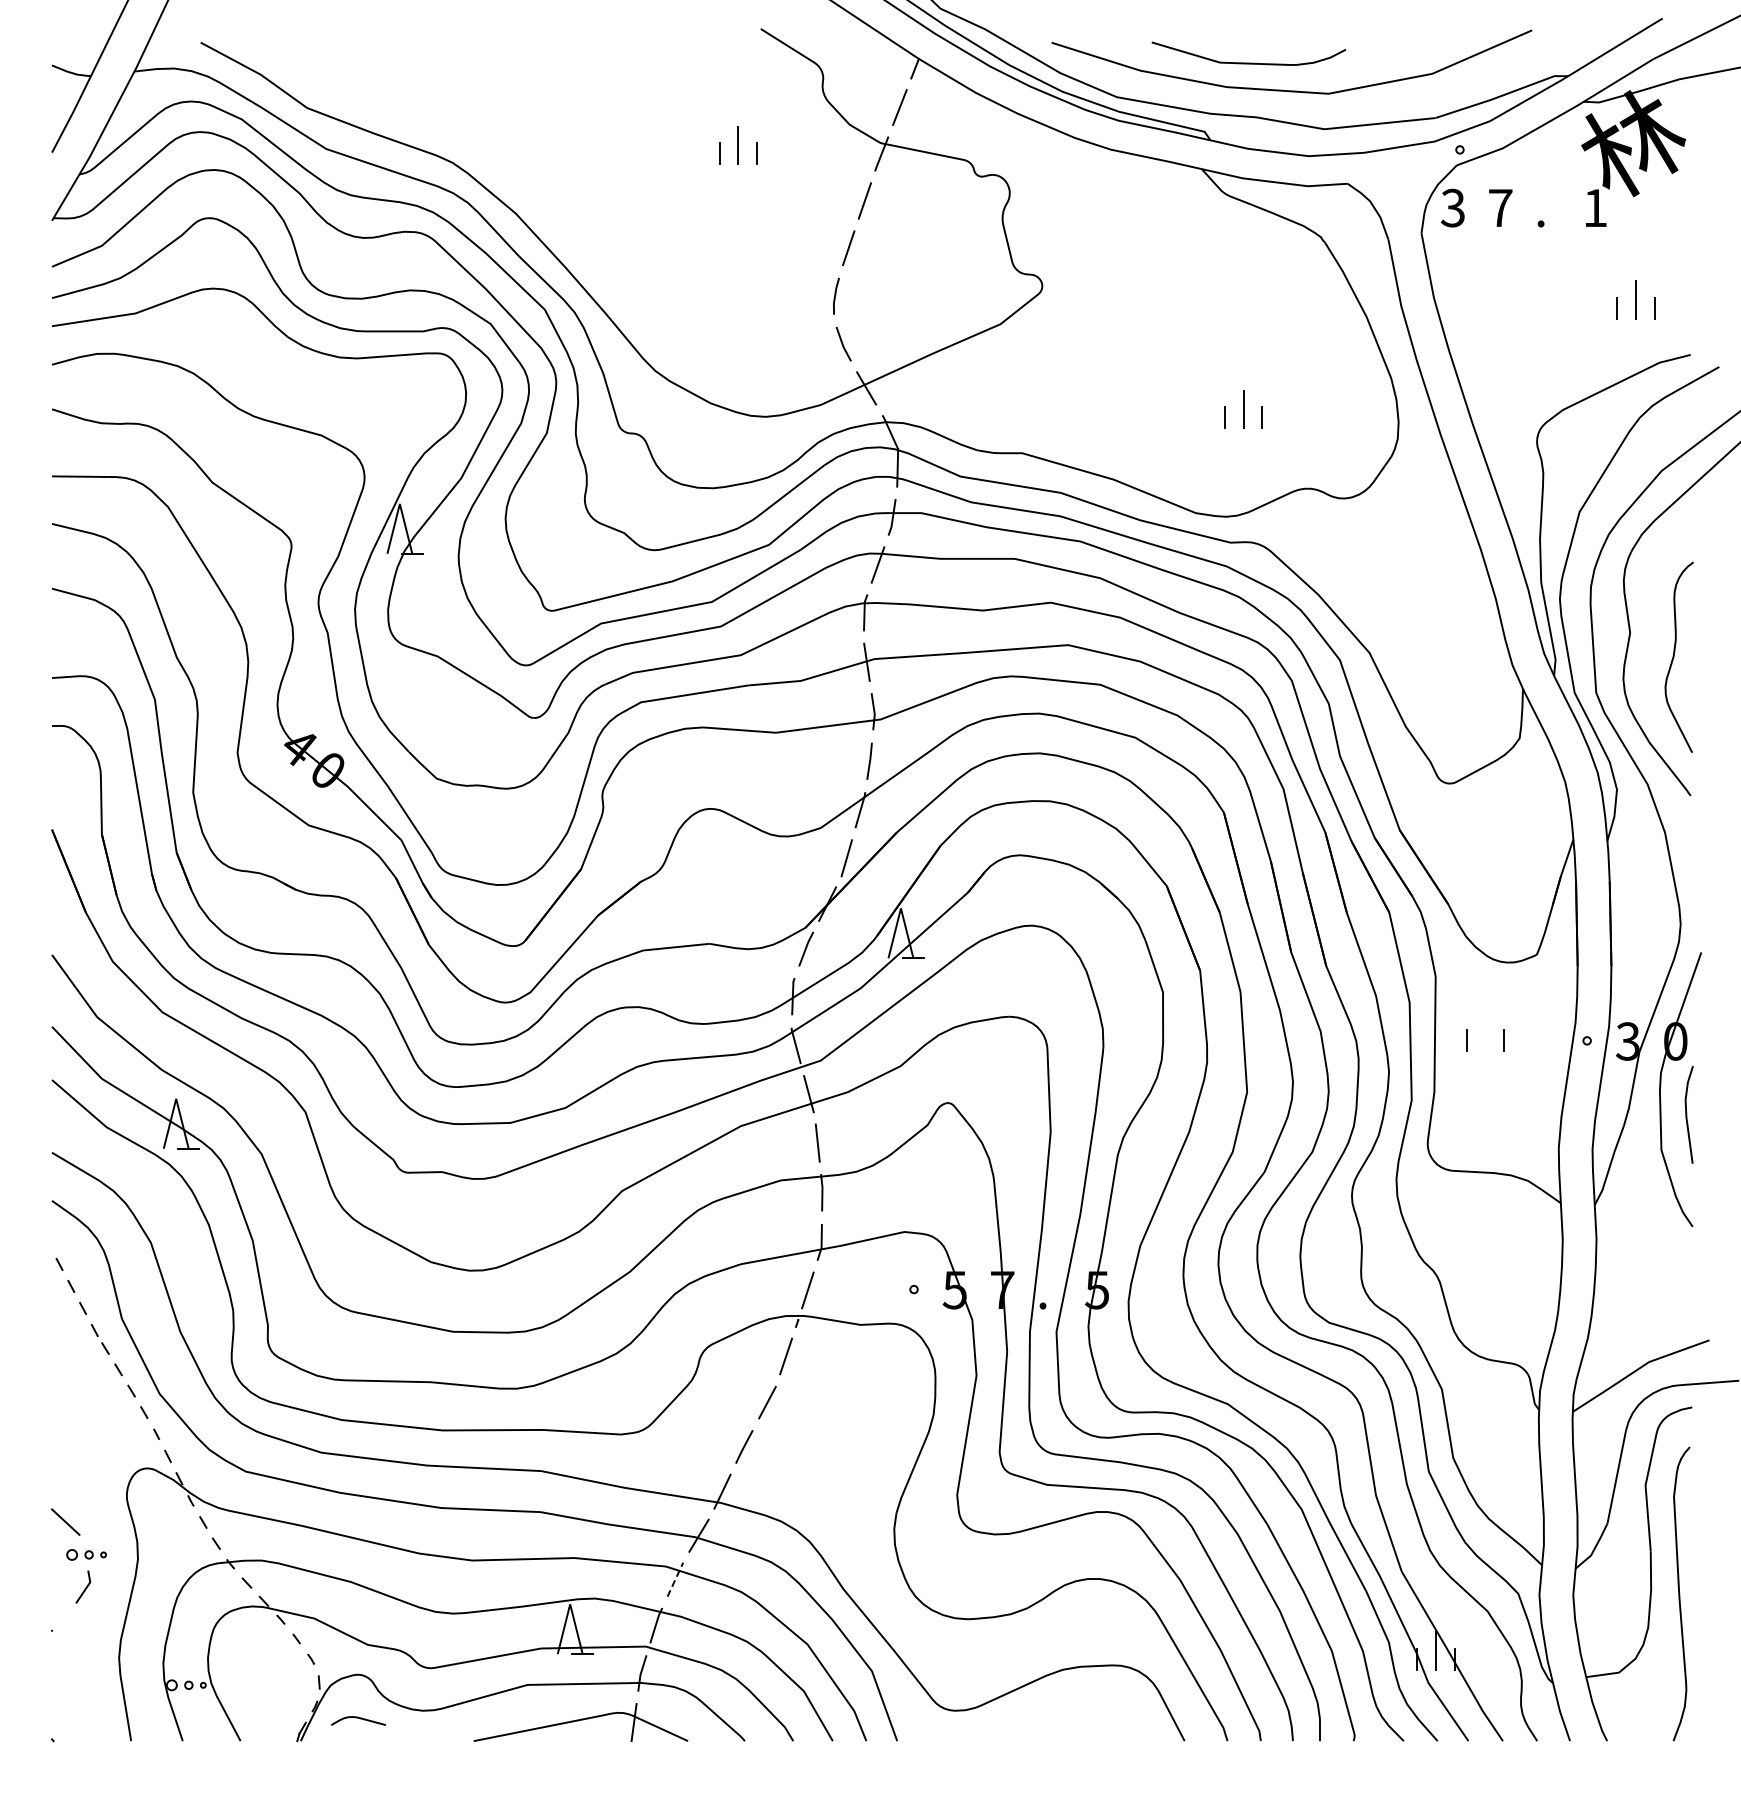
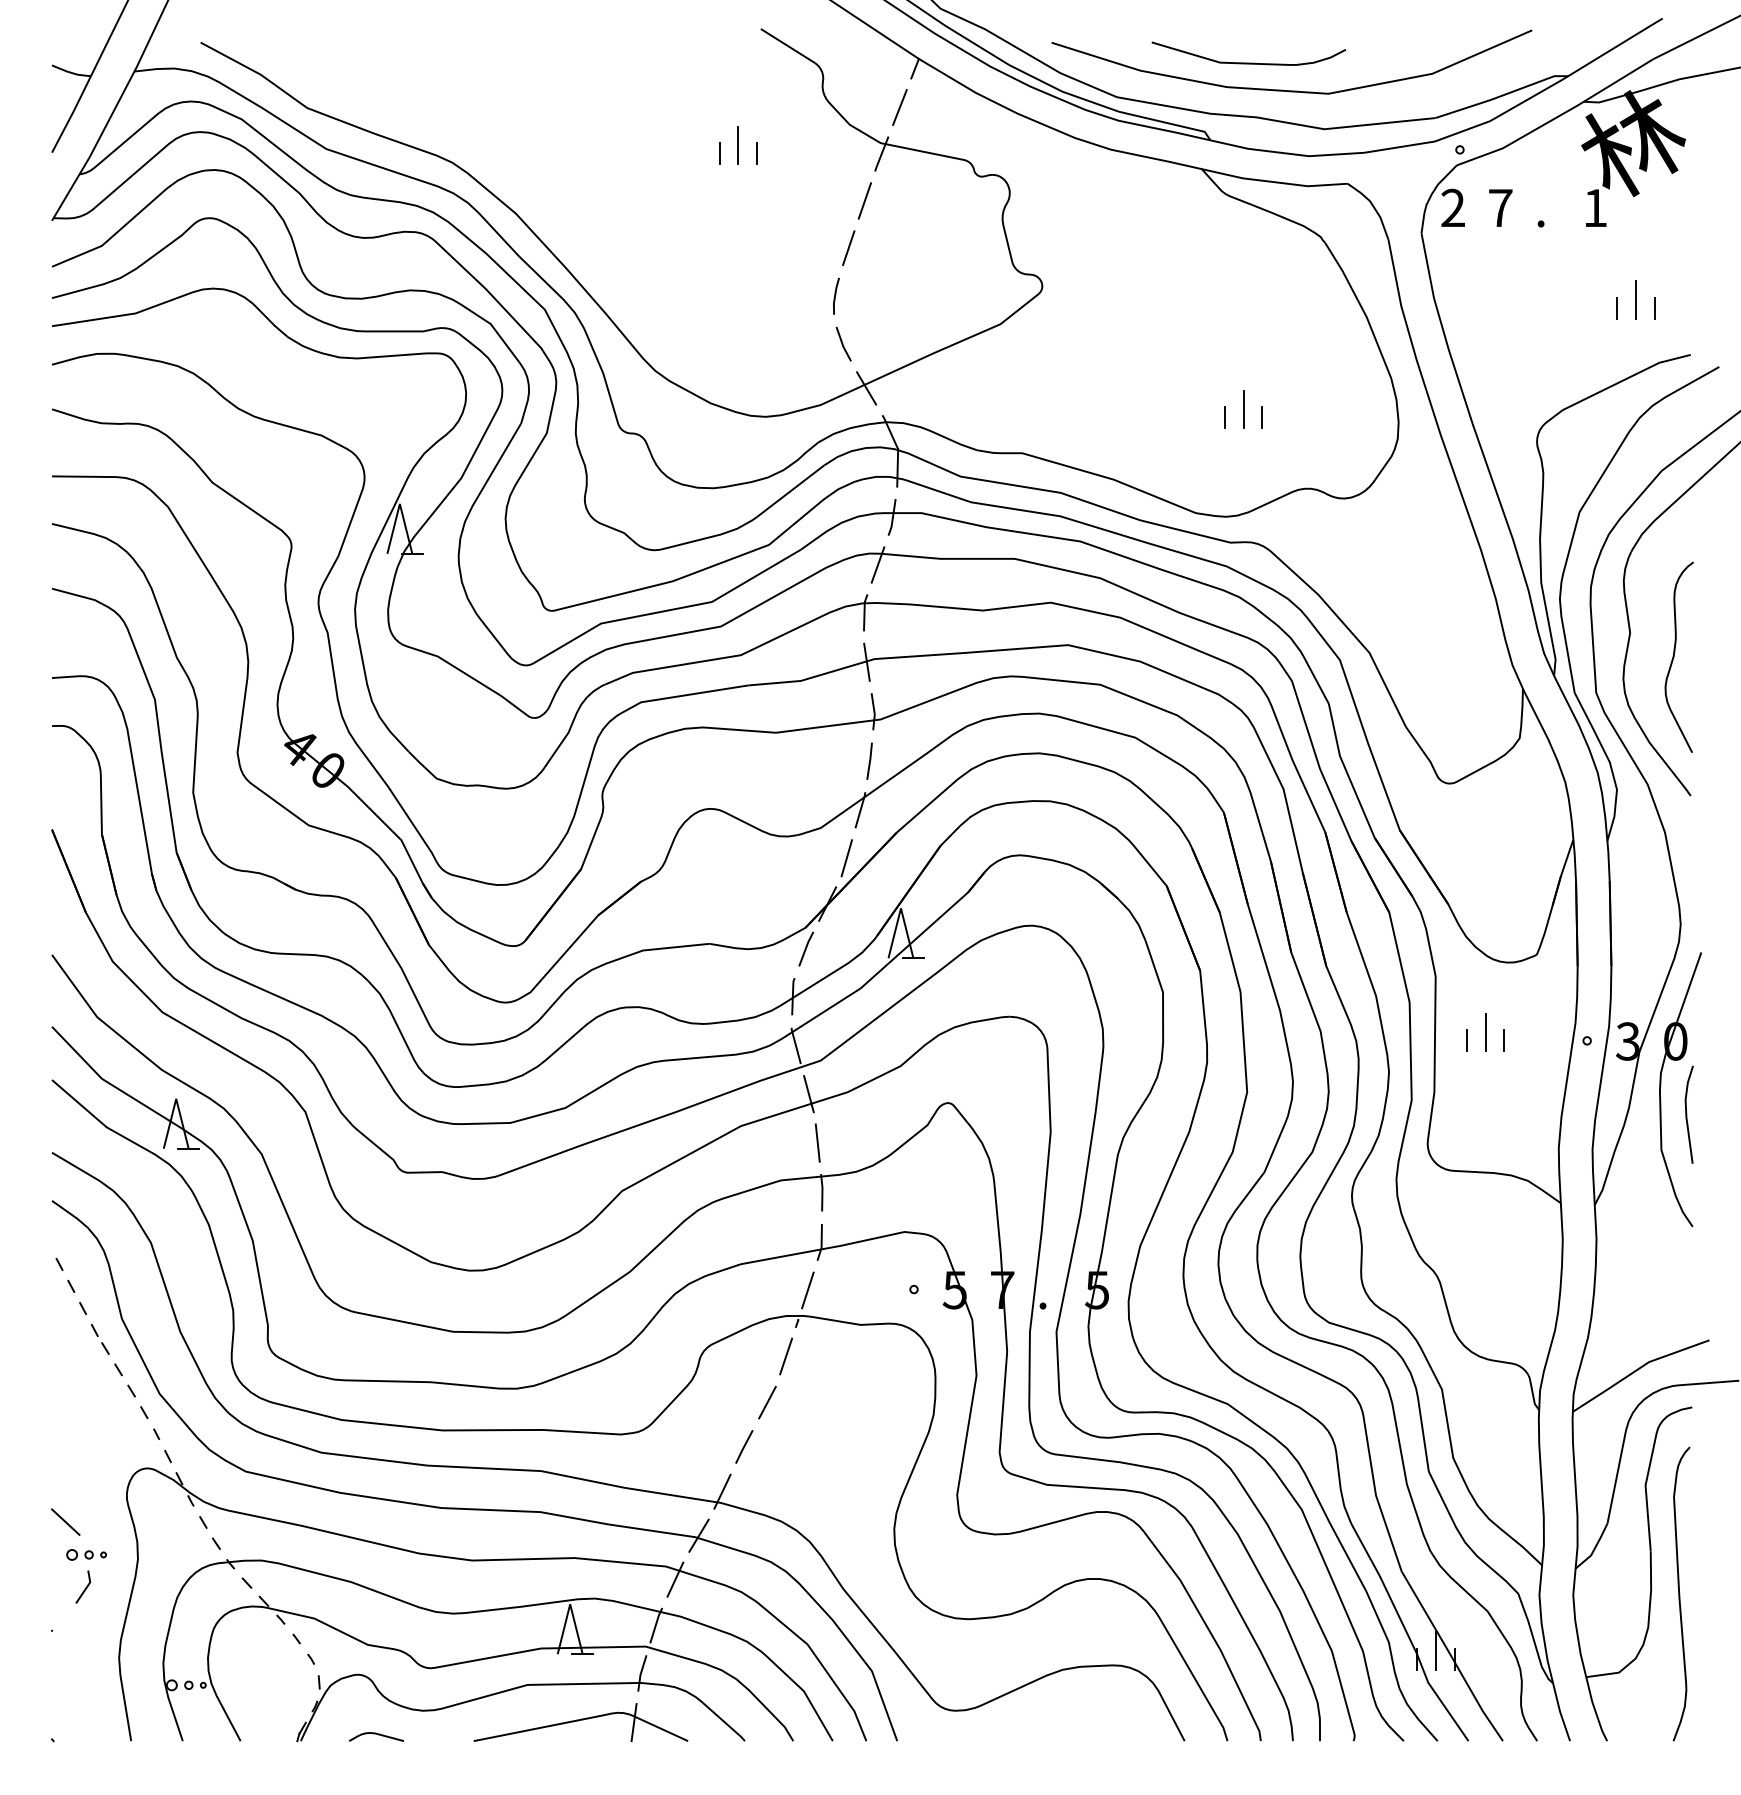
text: 3 -> 2 (1452, 208)
line: none -> present (1485, 1032)
line: dashed -> solid (675, 1579)
curve position: (358, 1718) -> (376, 1734) (376, 1734)
